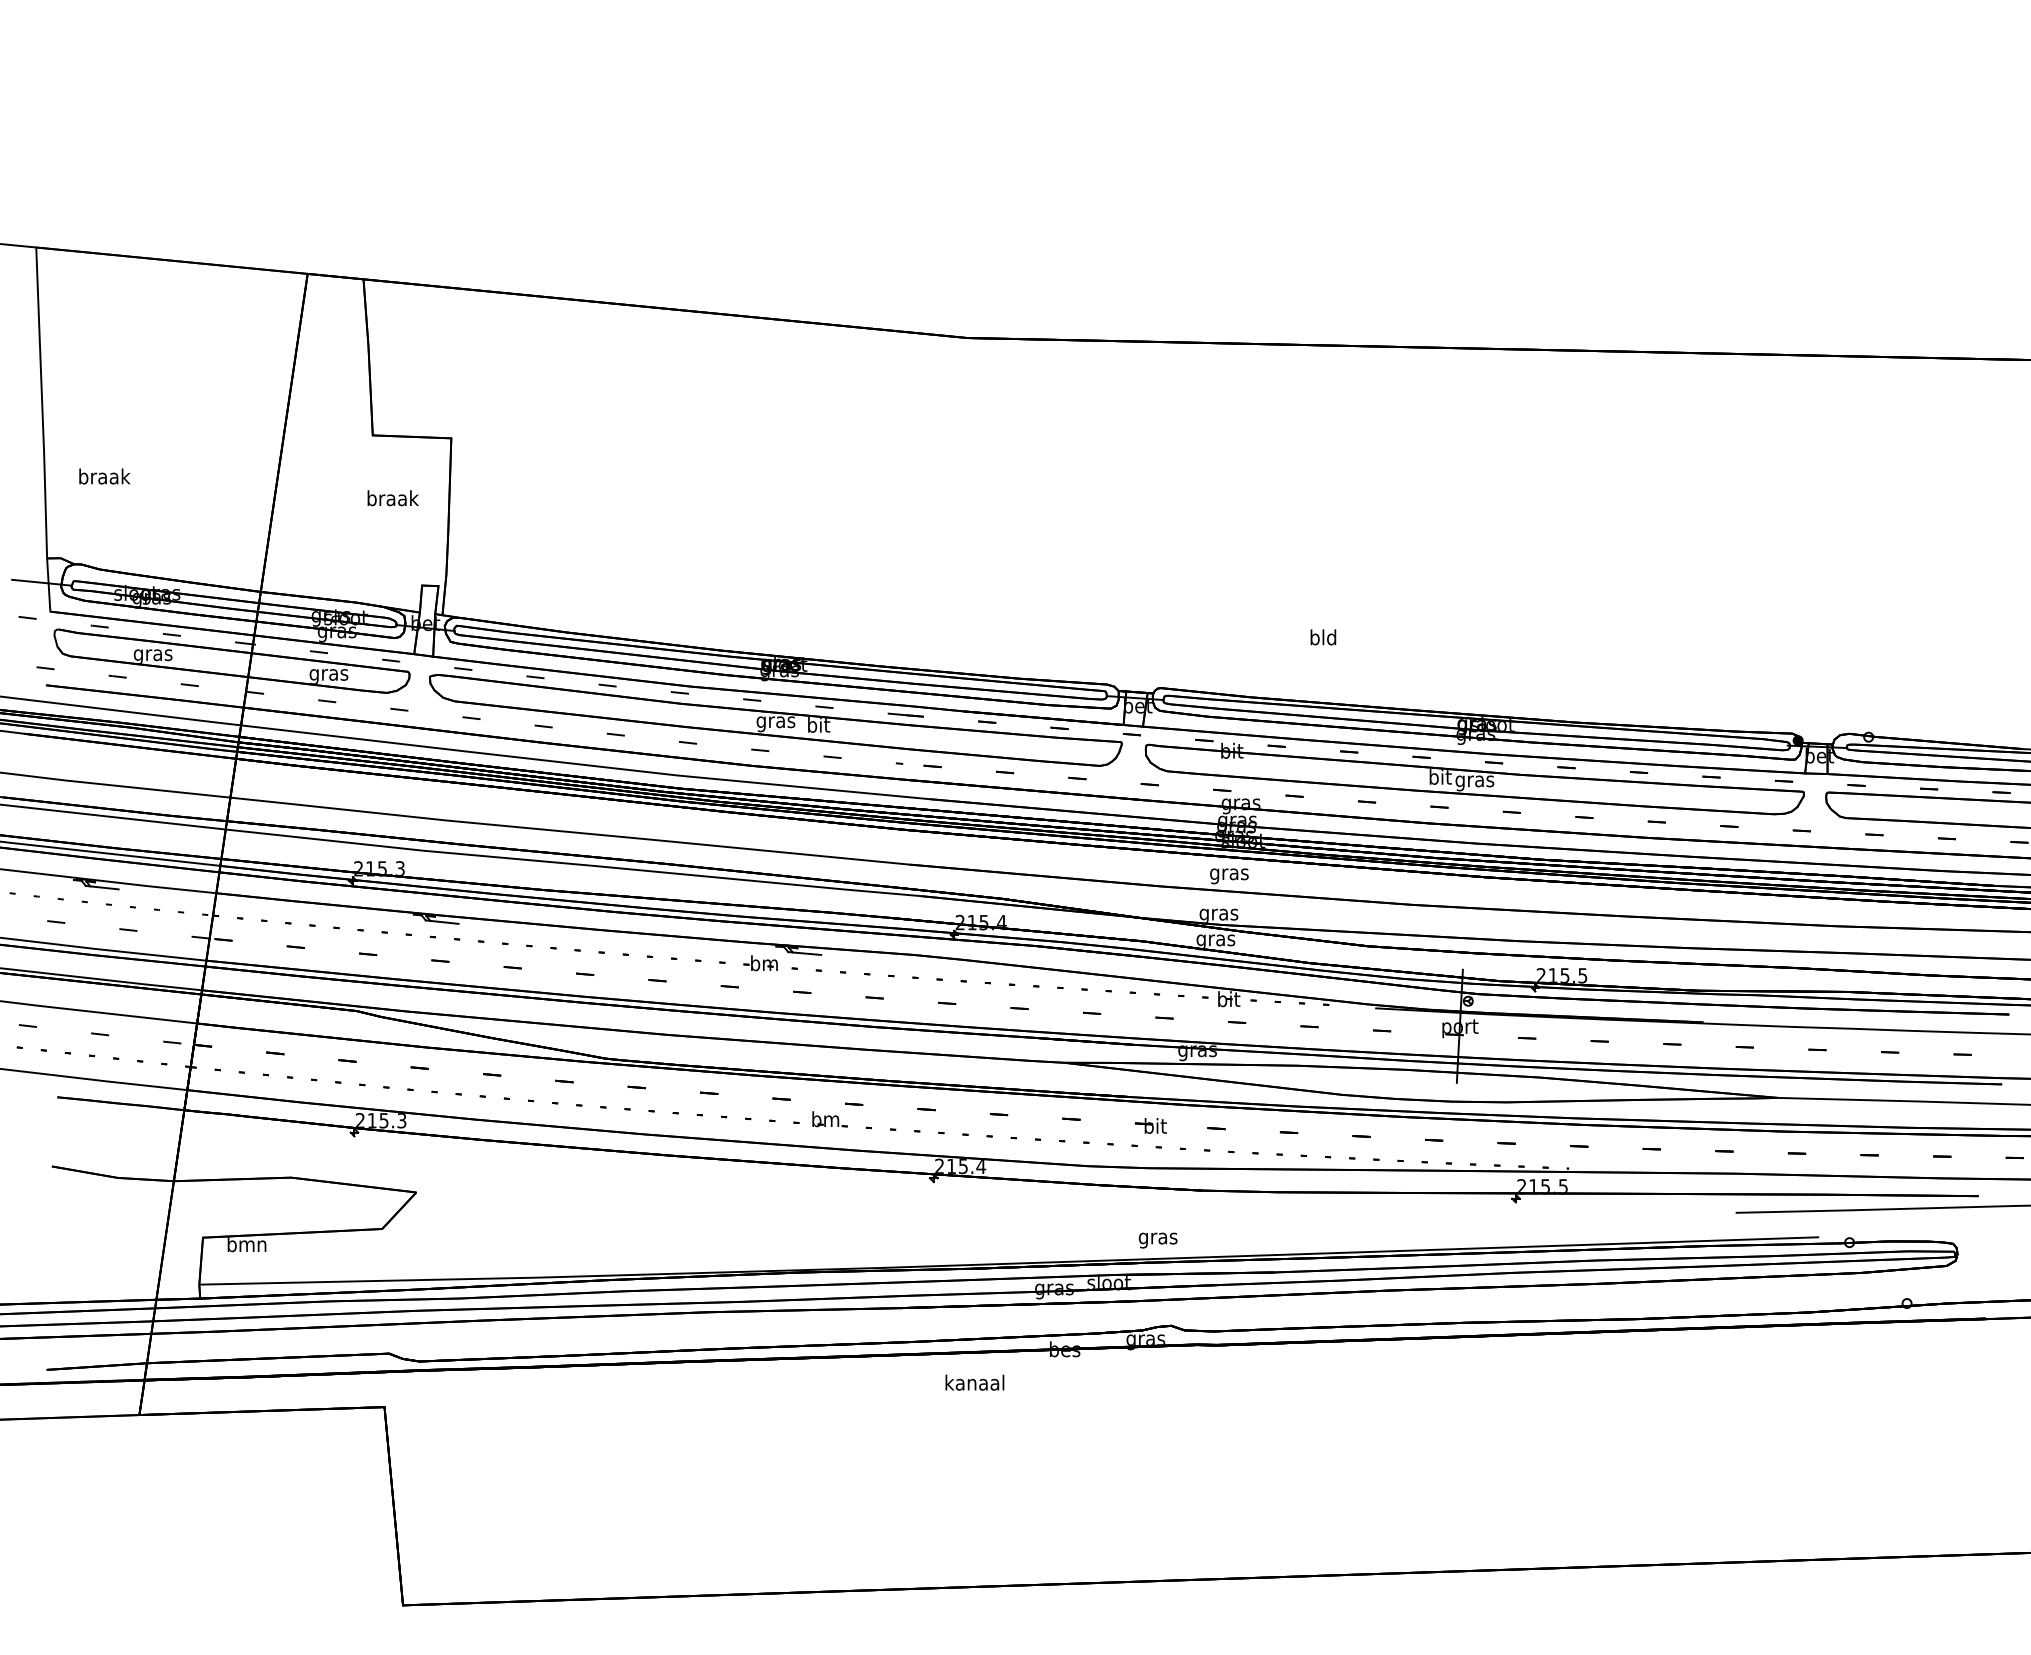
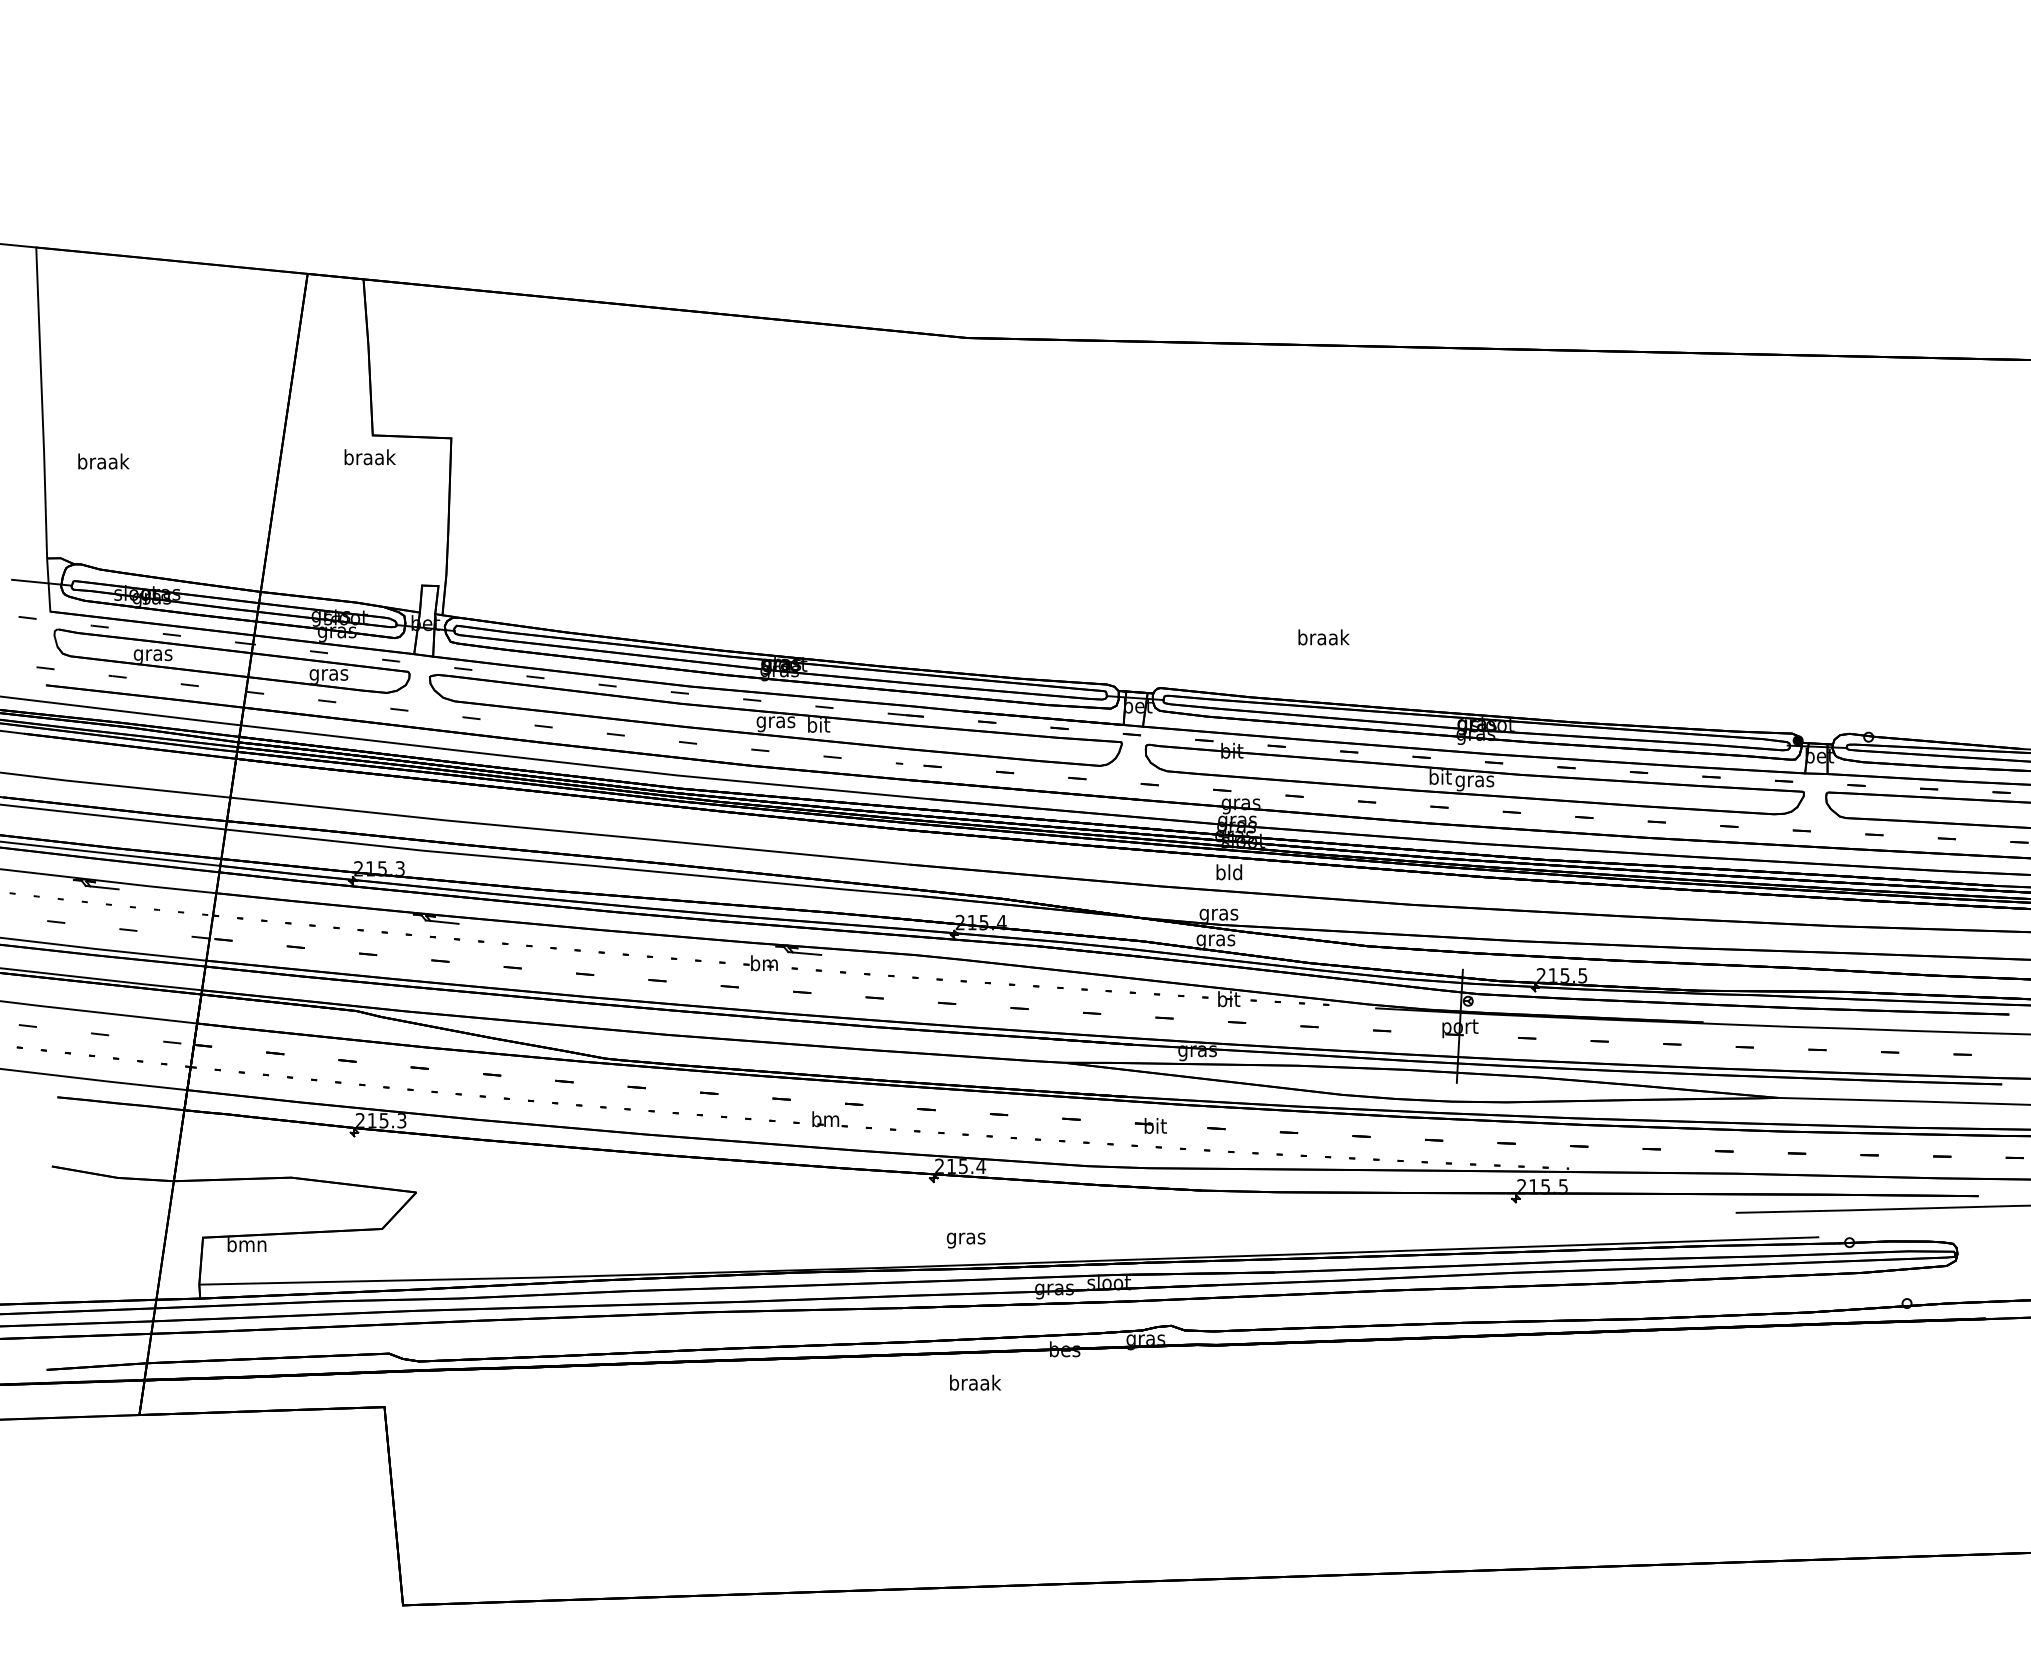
text position: (104, 476) -> (103, 461) (103, 461)
text position: (392, 498) -> (369, 457) (369, 457)
text: bld -> braak (1323, 637)
text: gras -> bld (1229, 874)
text position: (1157, 1240) -> (965, 1240) (965, 1240)
text: kanaal -> braak (974, 1382)
